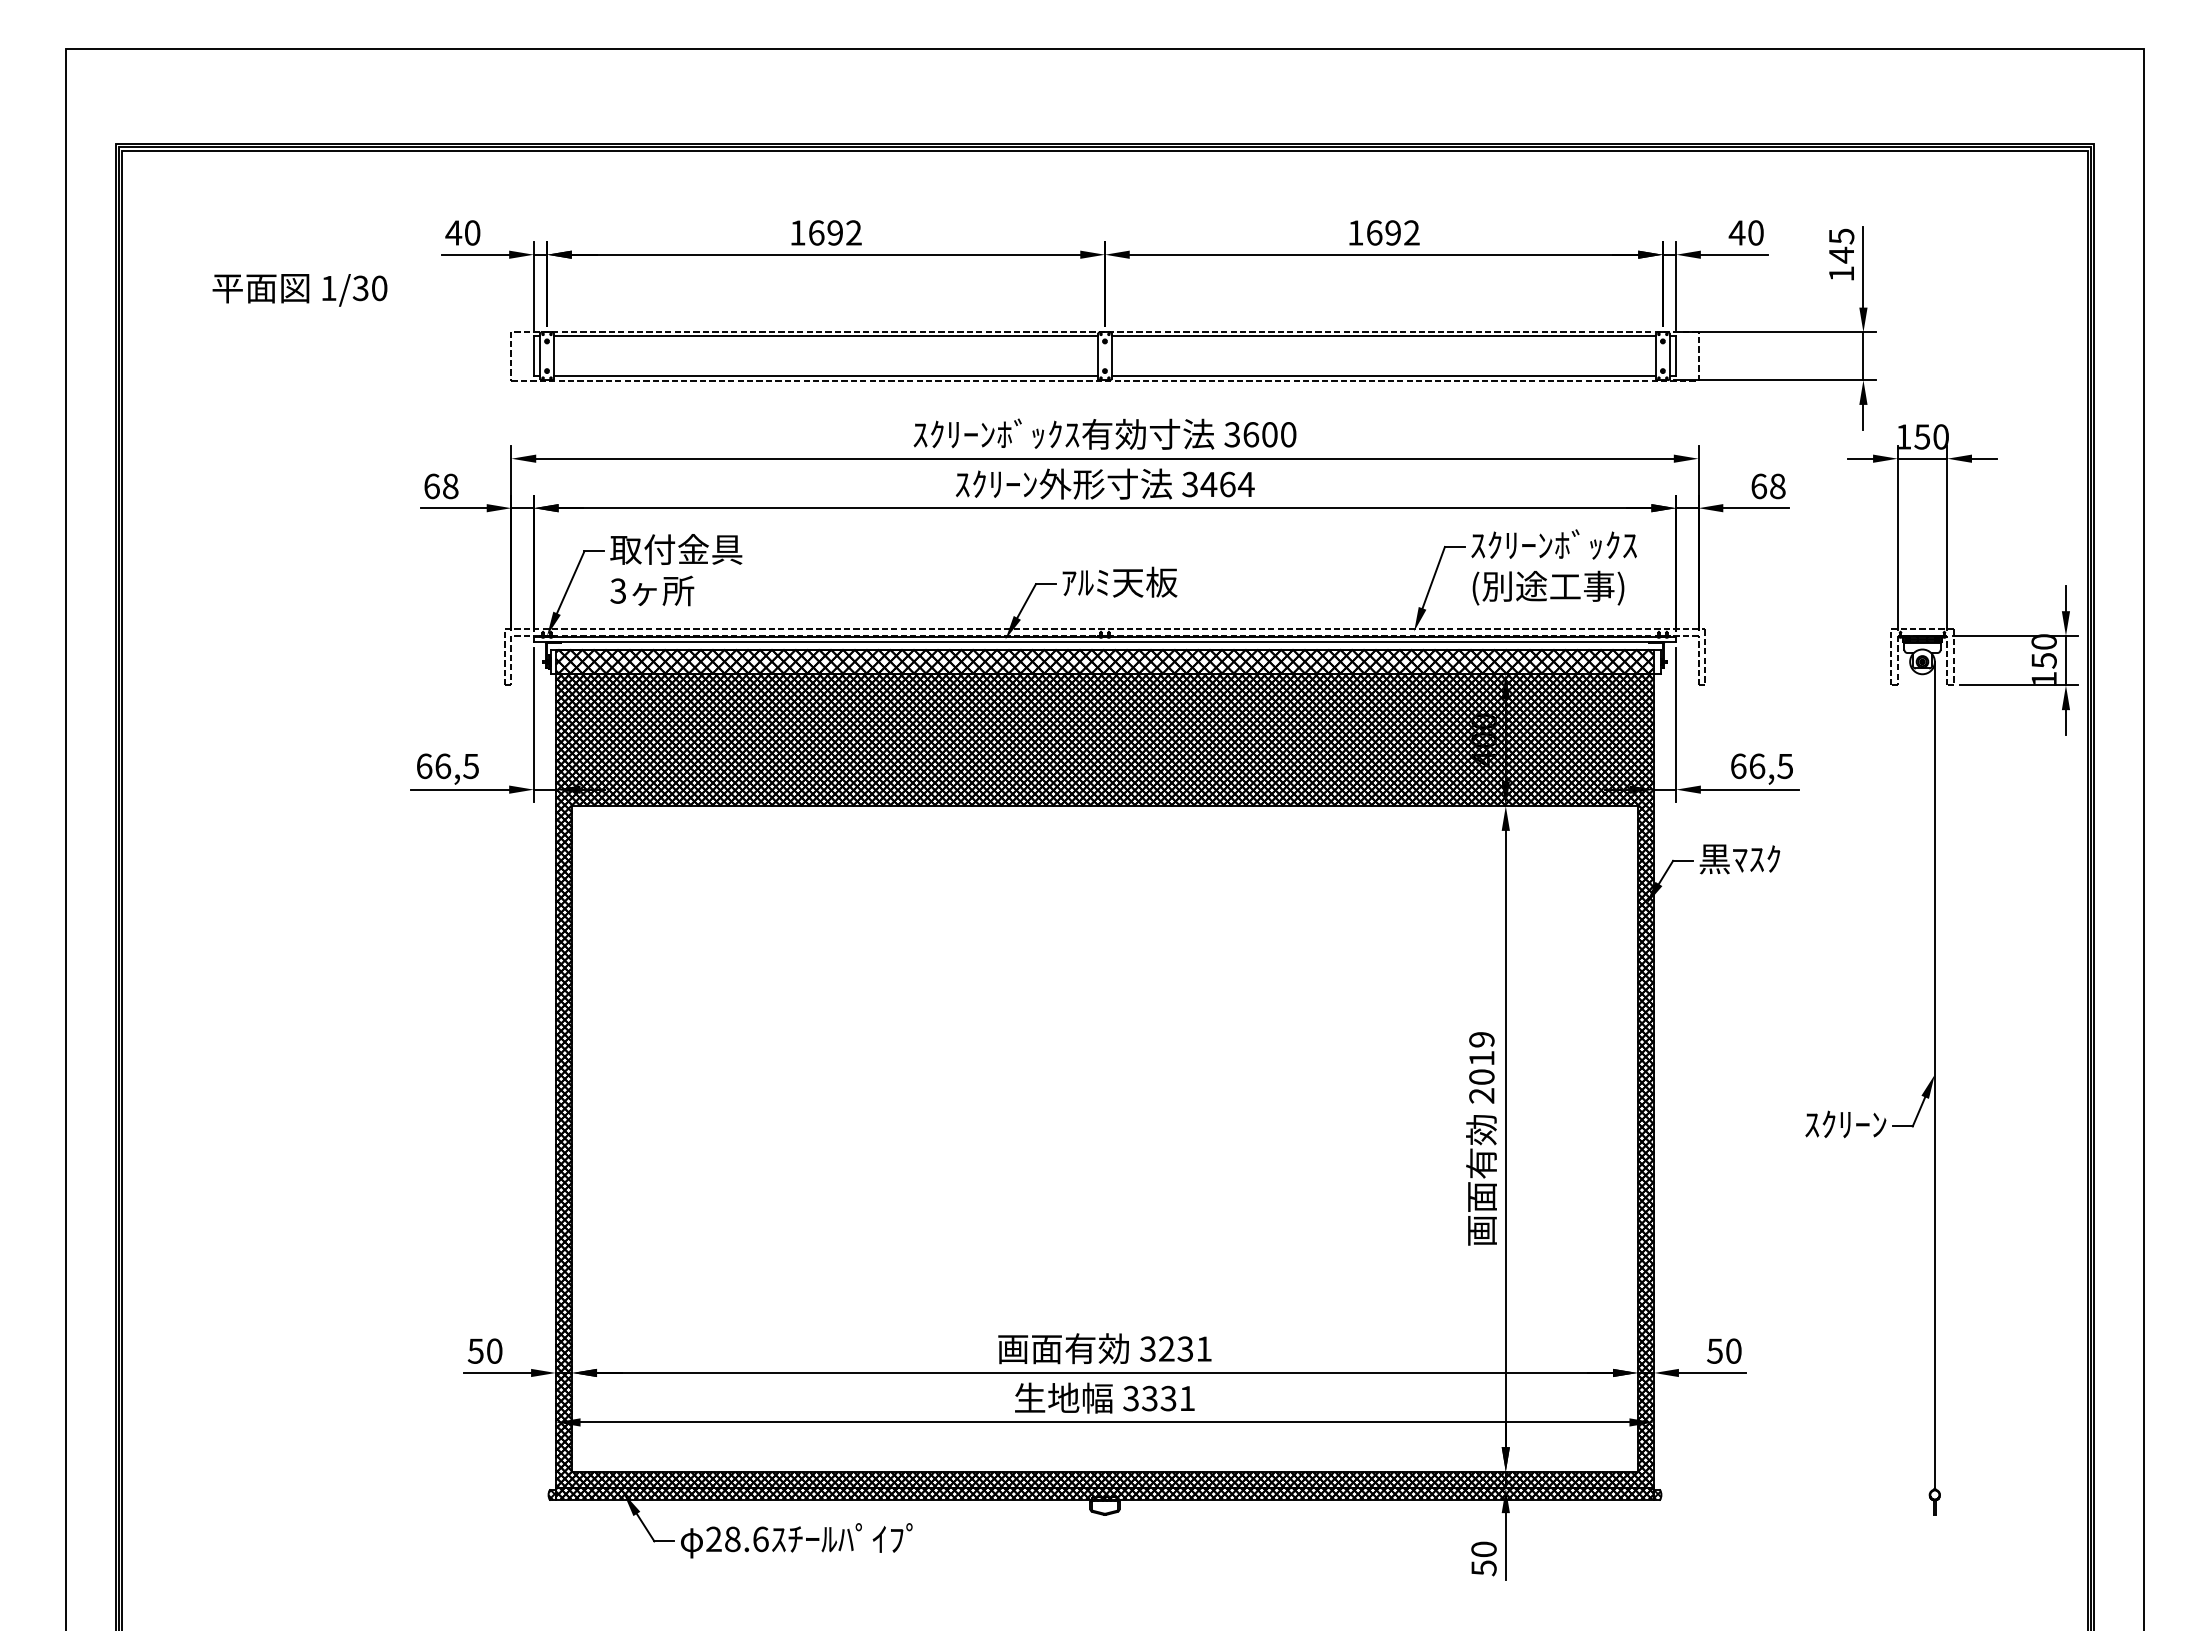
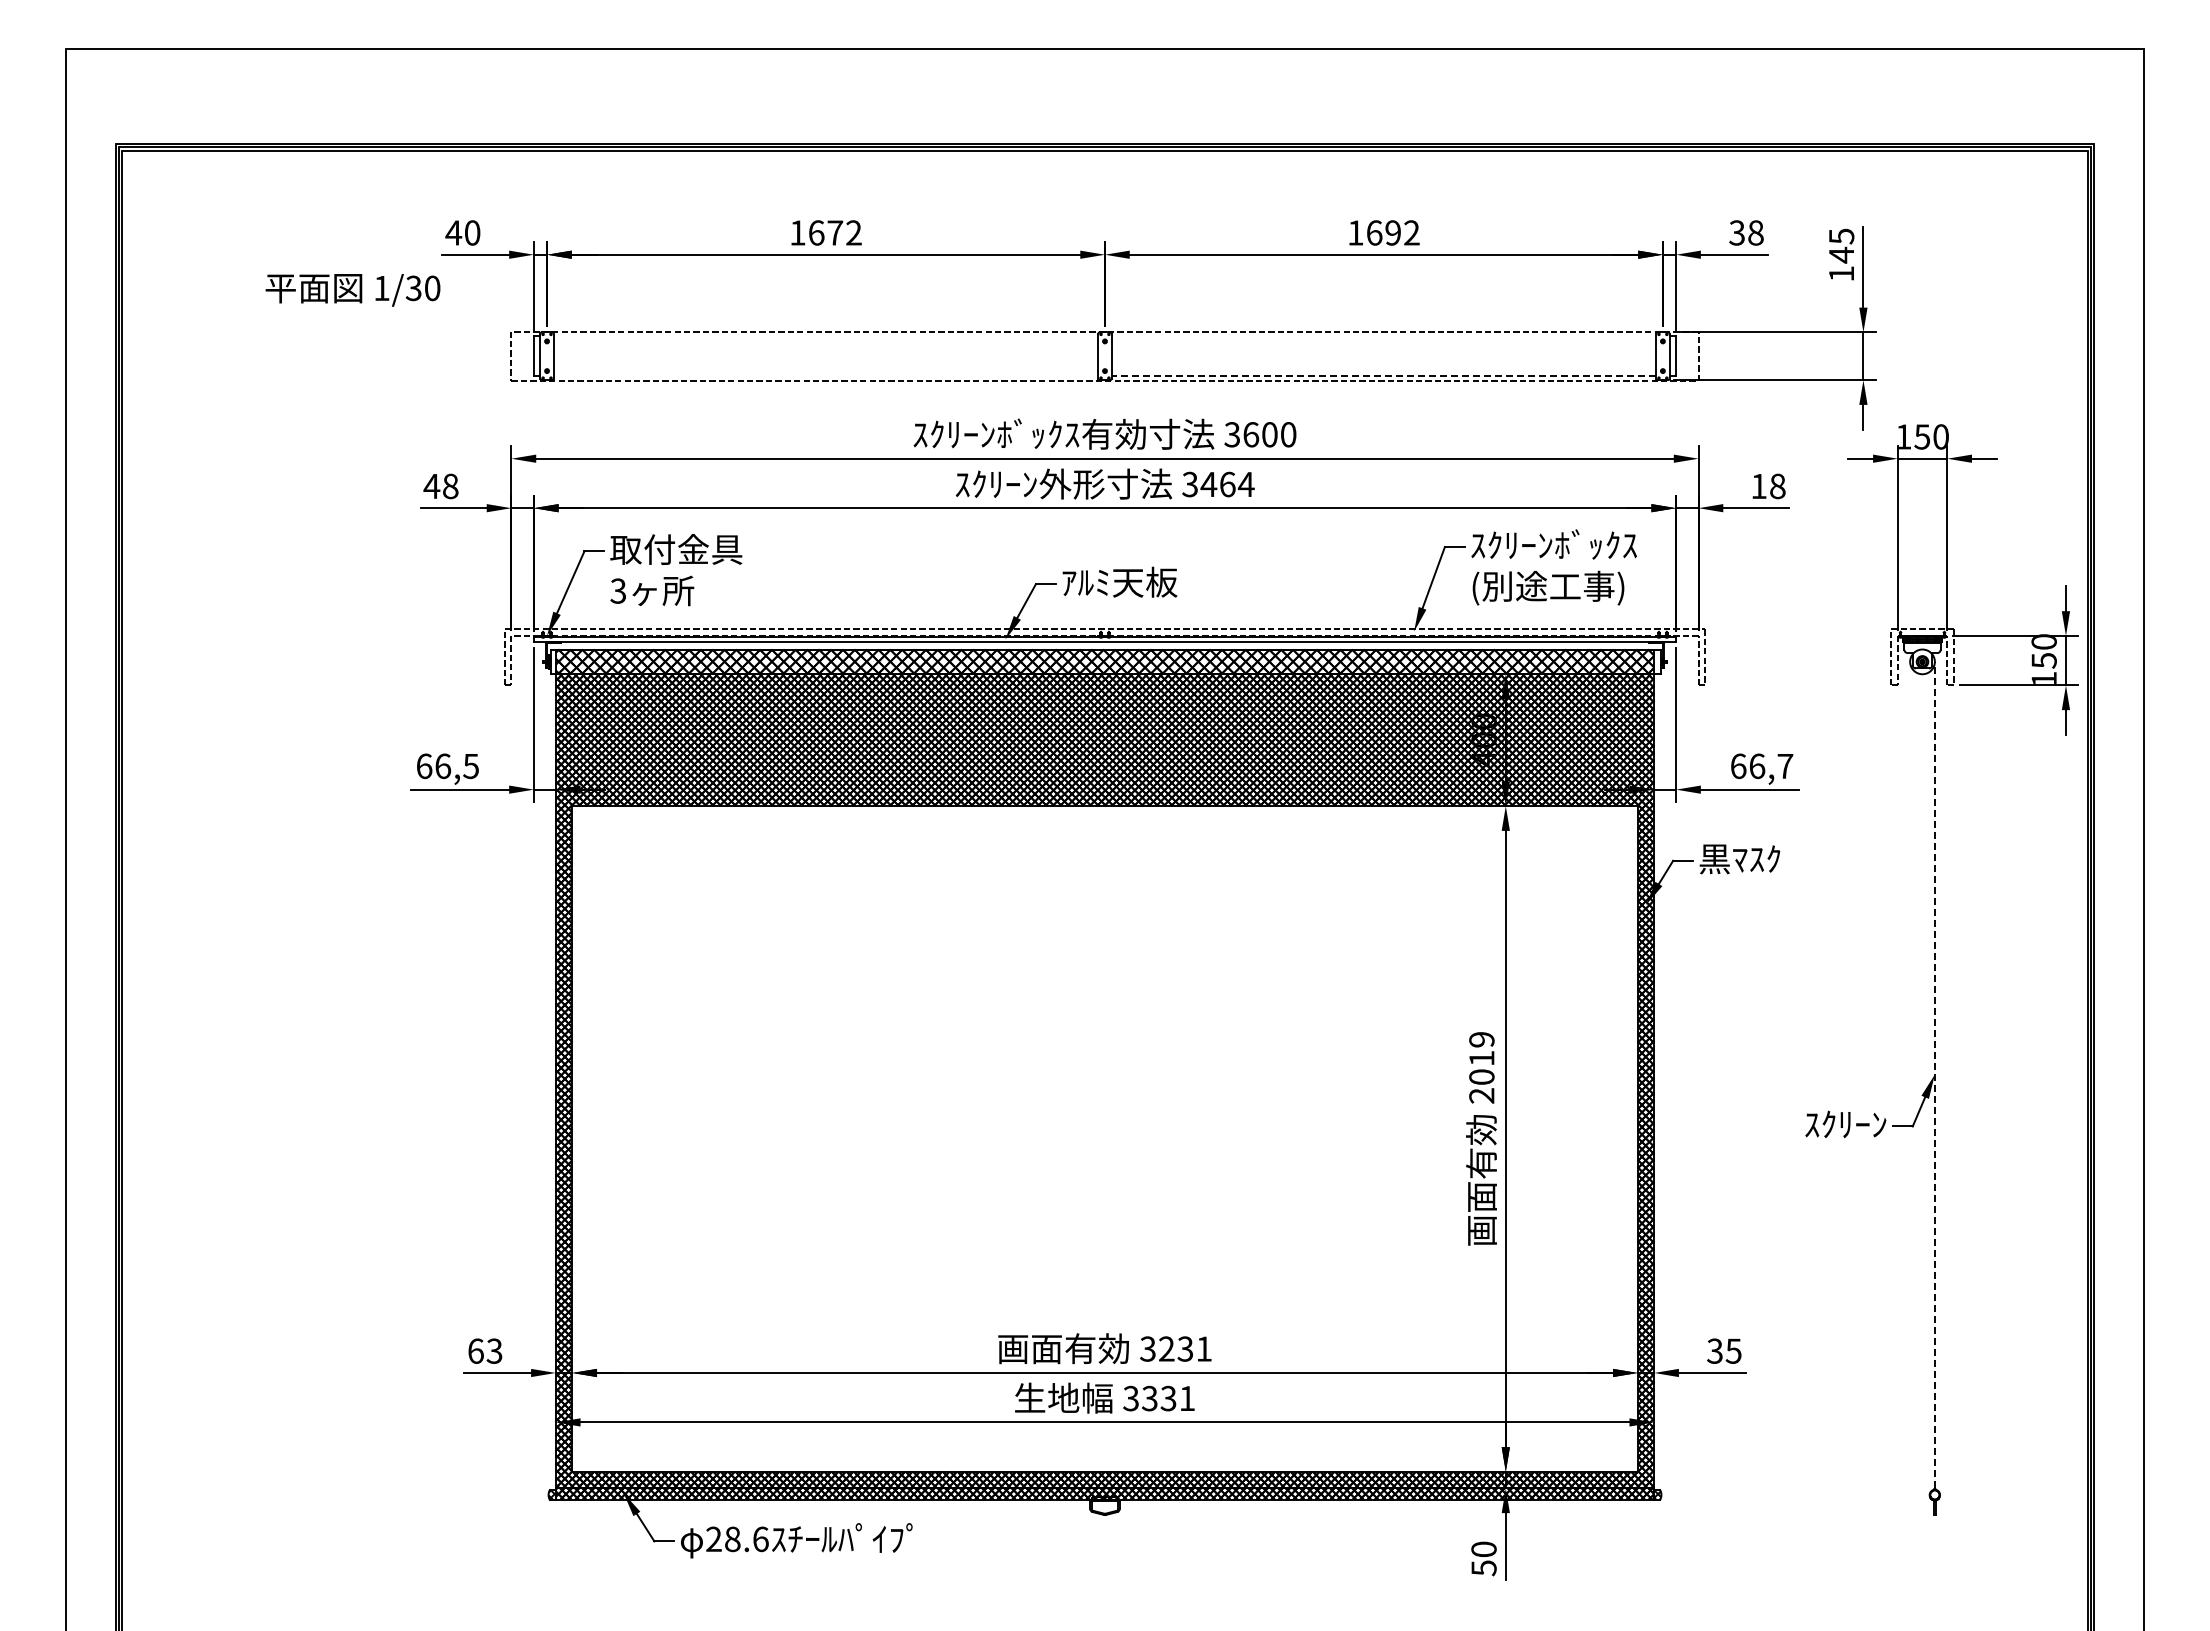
text: 1692 -> 1672 (835, 232)
text: 40 -> 38 (1745, 232)
text position: (299, 290) -> (352, 290) (352, 290)
line: present -> none (825, 336)
line: present -> none (1383, 336)
line: present -> none (825, 376)
line: solid -> dashed (1383, 376)
text: 68 -> 48 (431, 486)
text: 68 -> 18 (1759, 486)
text: 66,5 -> 66,7 (1785, 766)
line: solid -> dashed (1934, 1074)
text: 50 -> 63 (484, 1350)
text: 50 -> 35 (1724, 1350)
